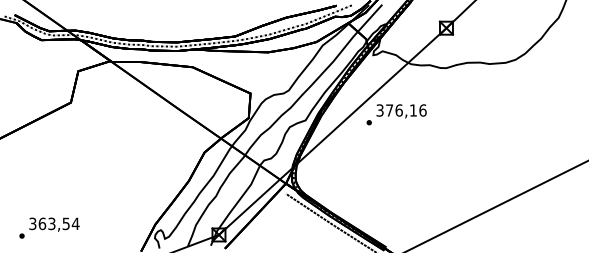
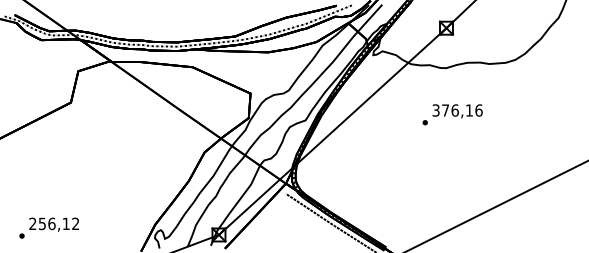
text position: (396, 114) -> (452, 114) (452, 114)
text: 363,54 -> 256,12 (54, 223)
